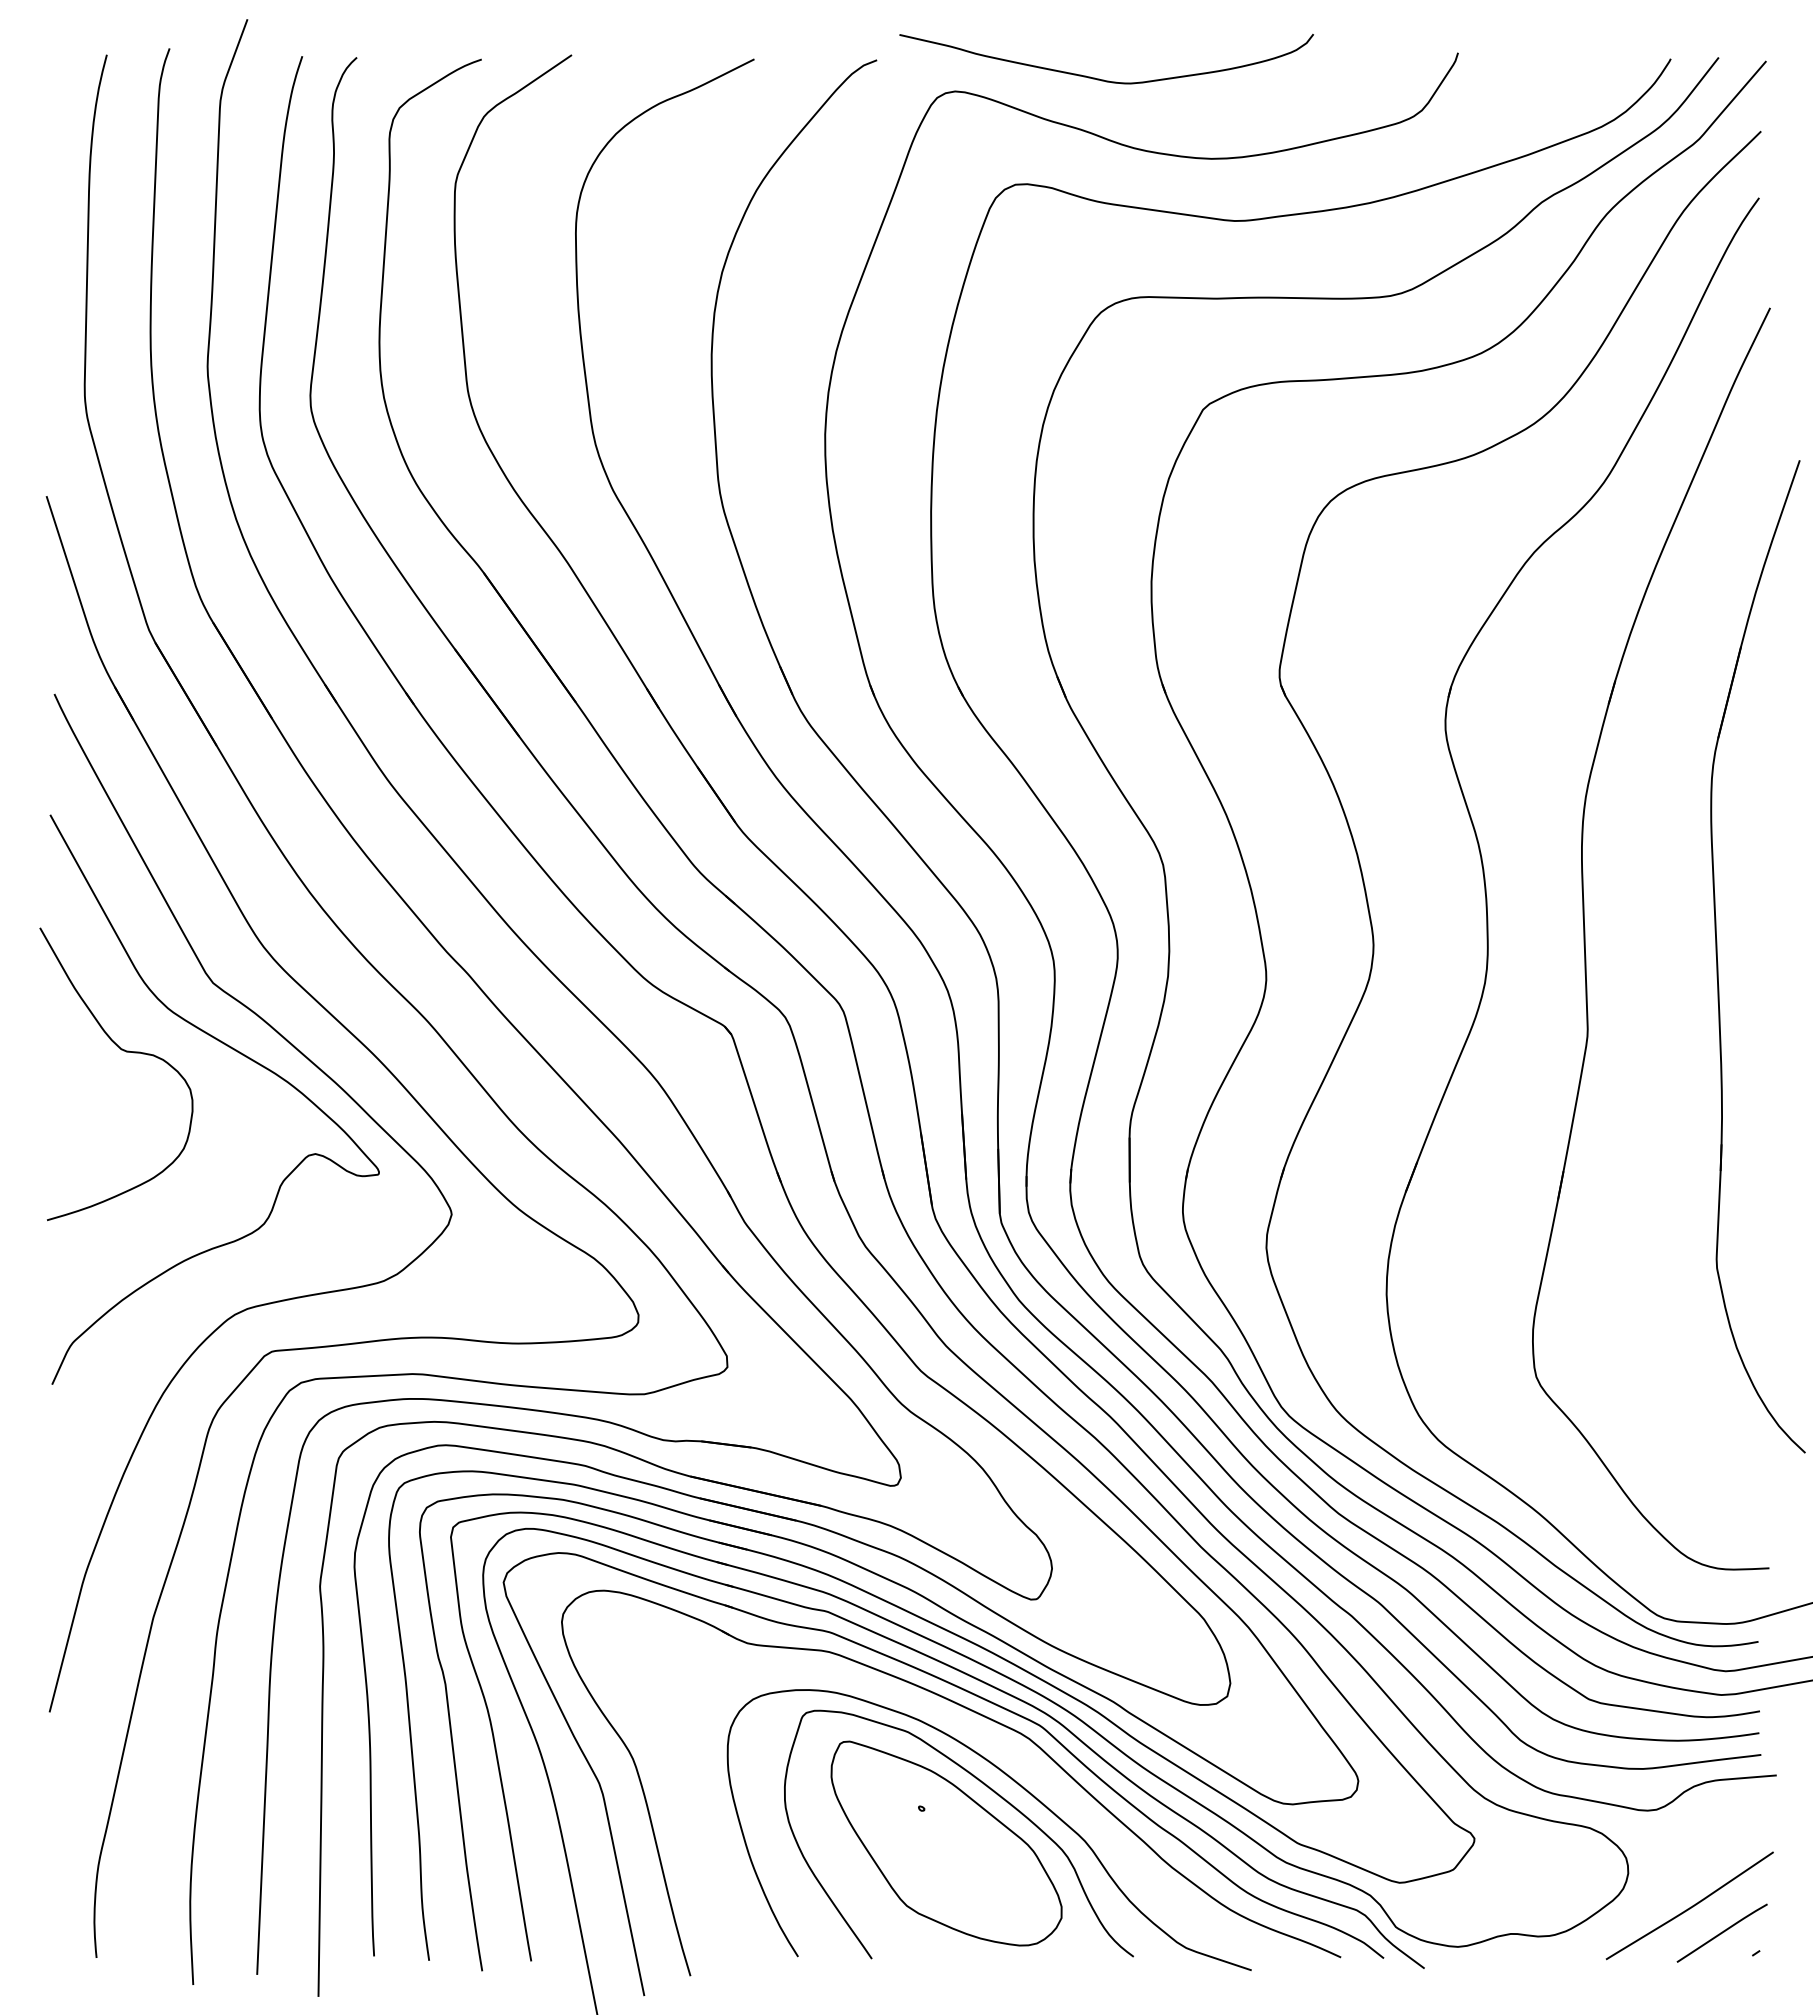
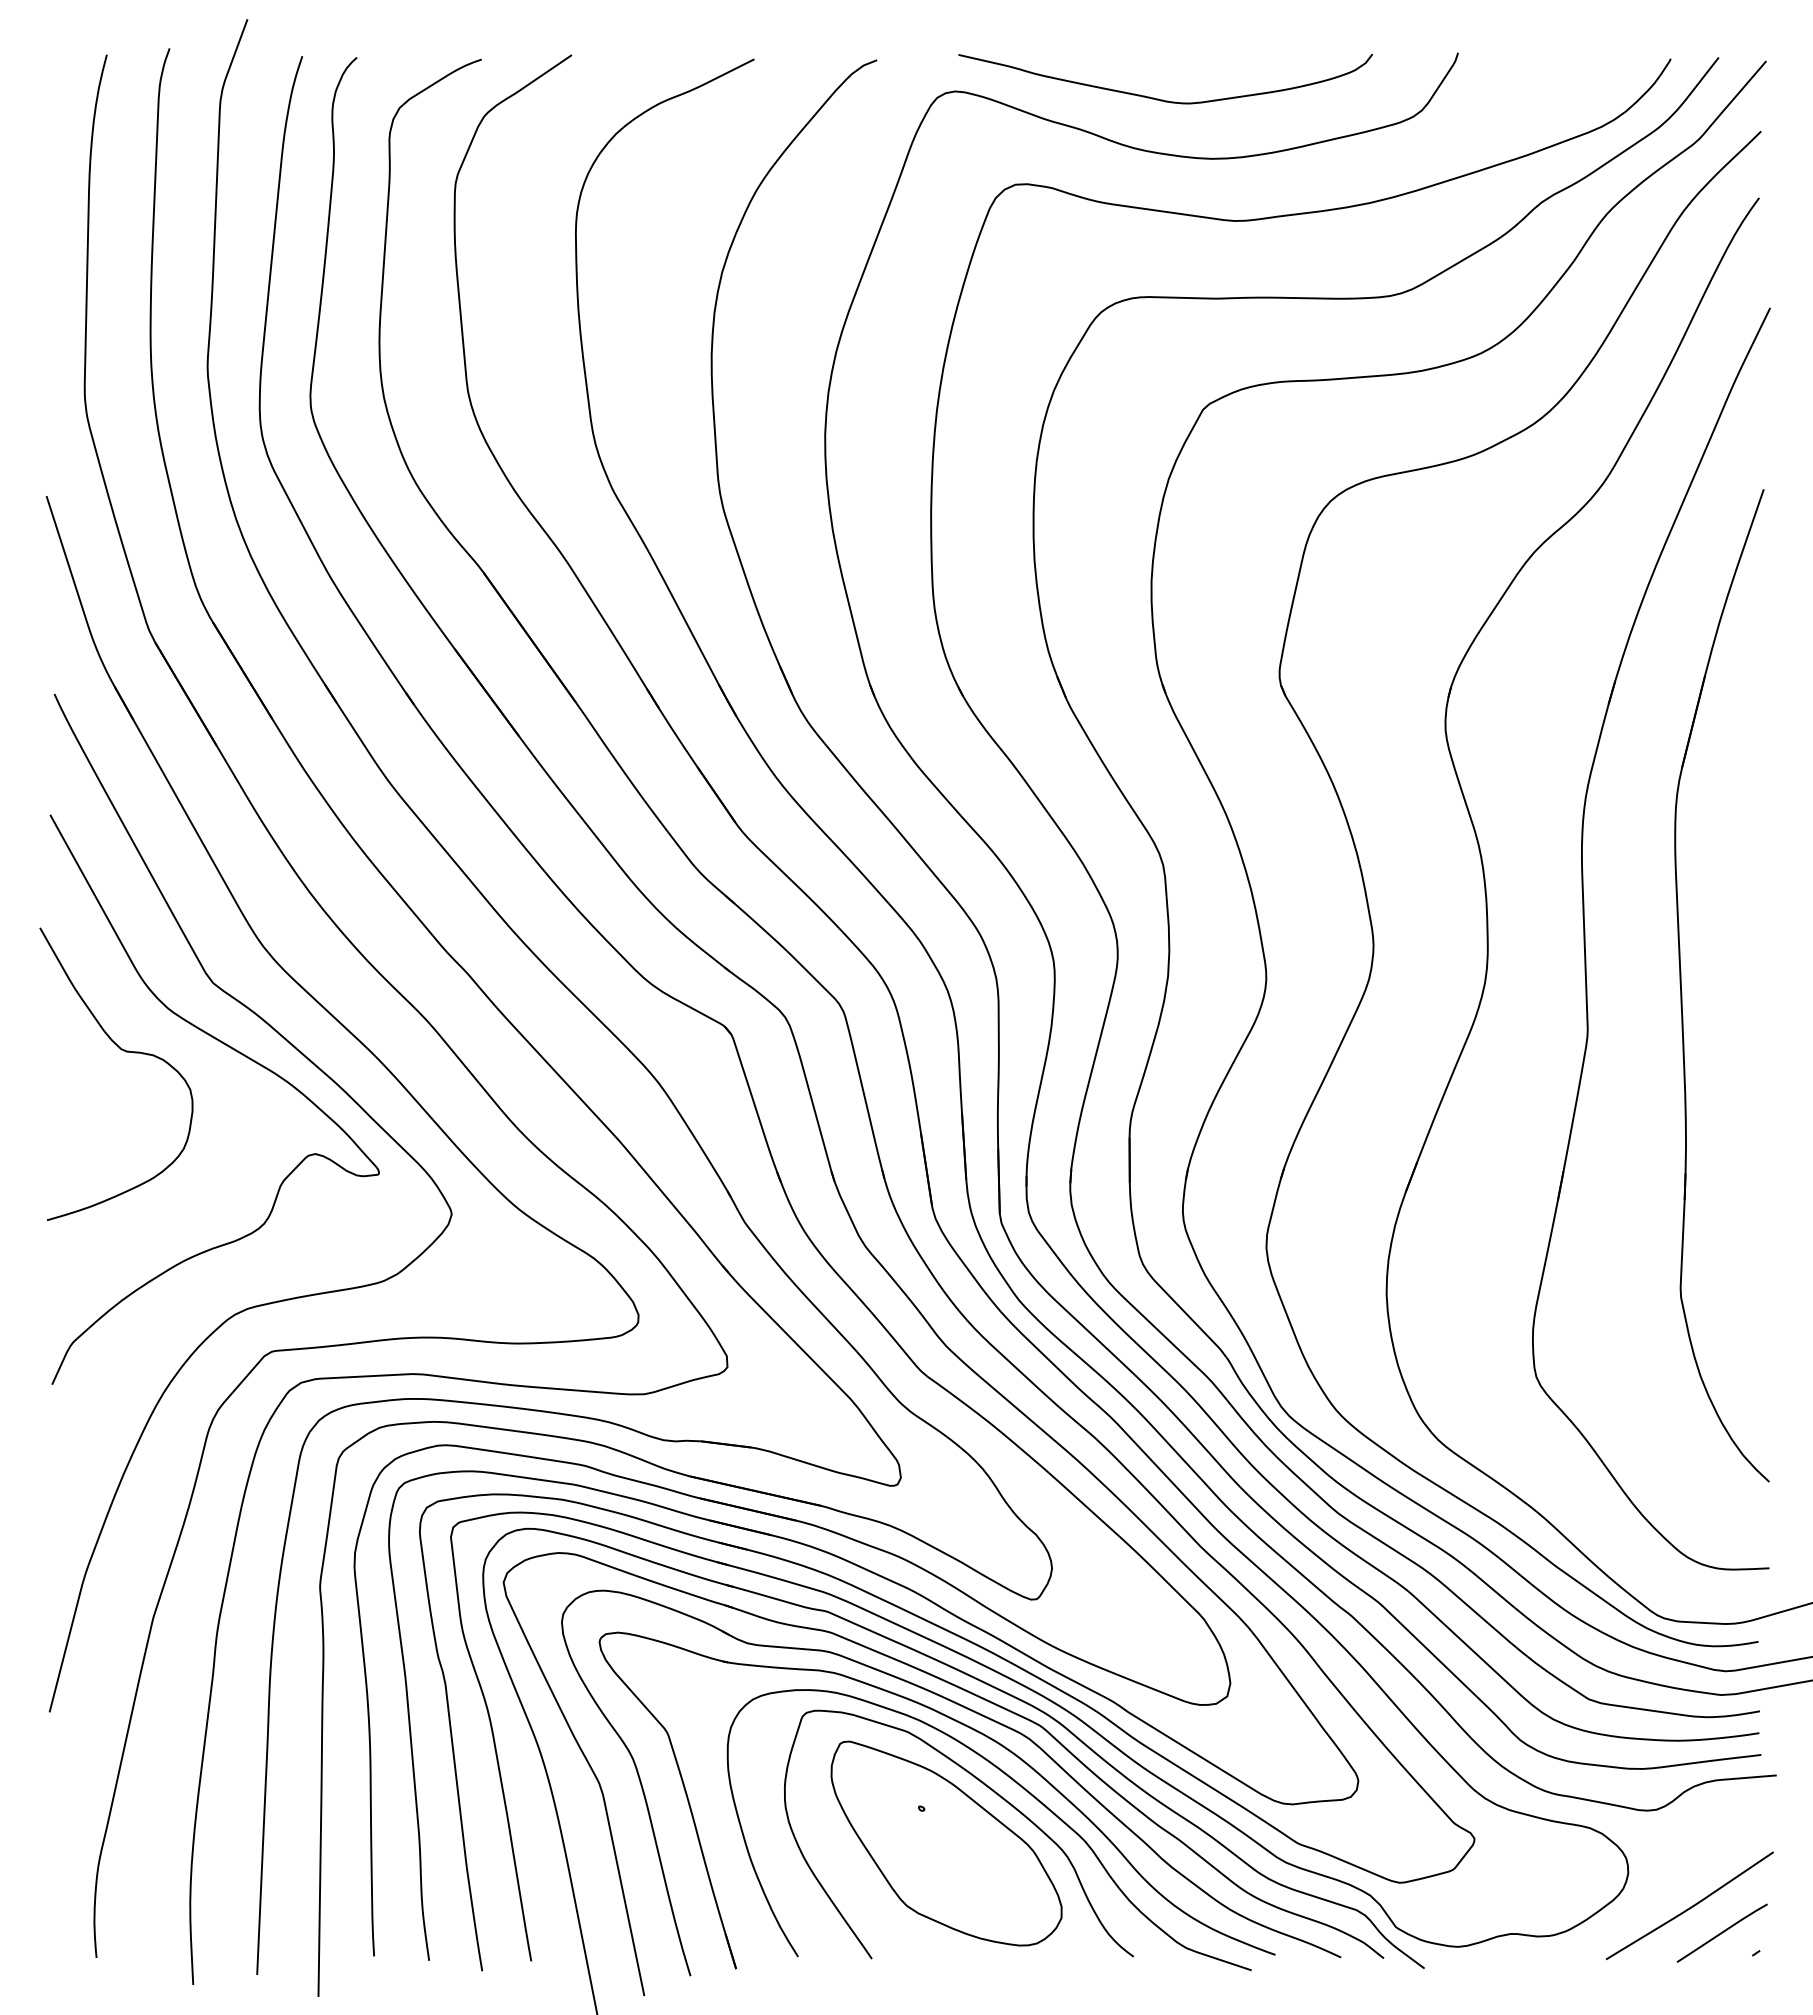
curve position: (1099, 78) -> (1158, 98) (1158, 98)
part position: (1718, 963) -> (1682, 992) (1682, 992)
part: none -> present (971, 1729)
